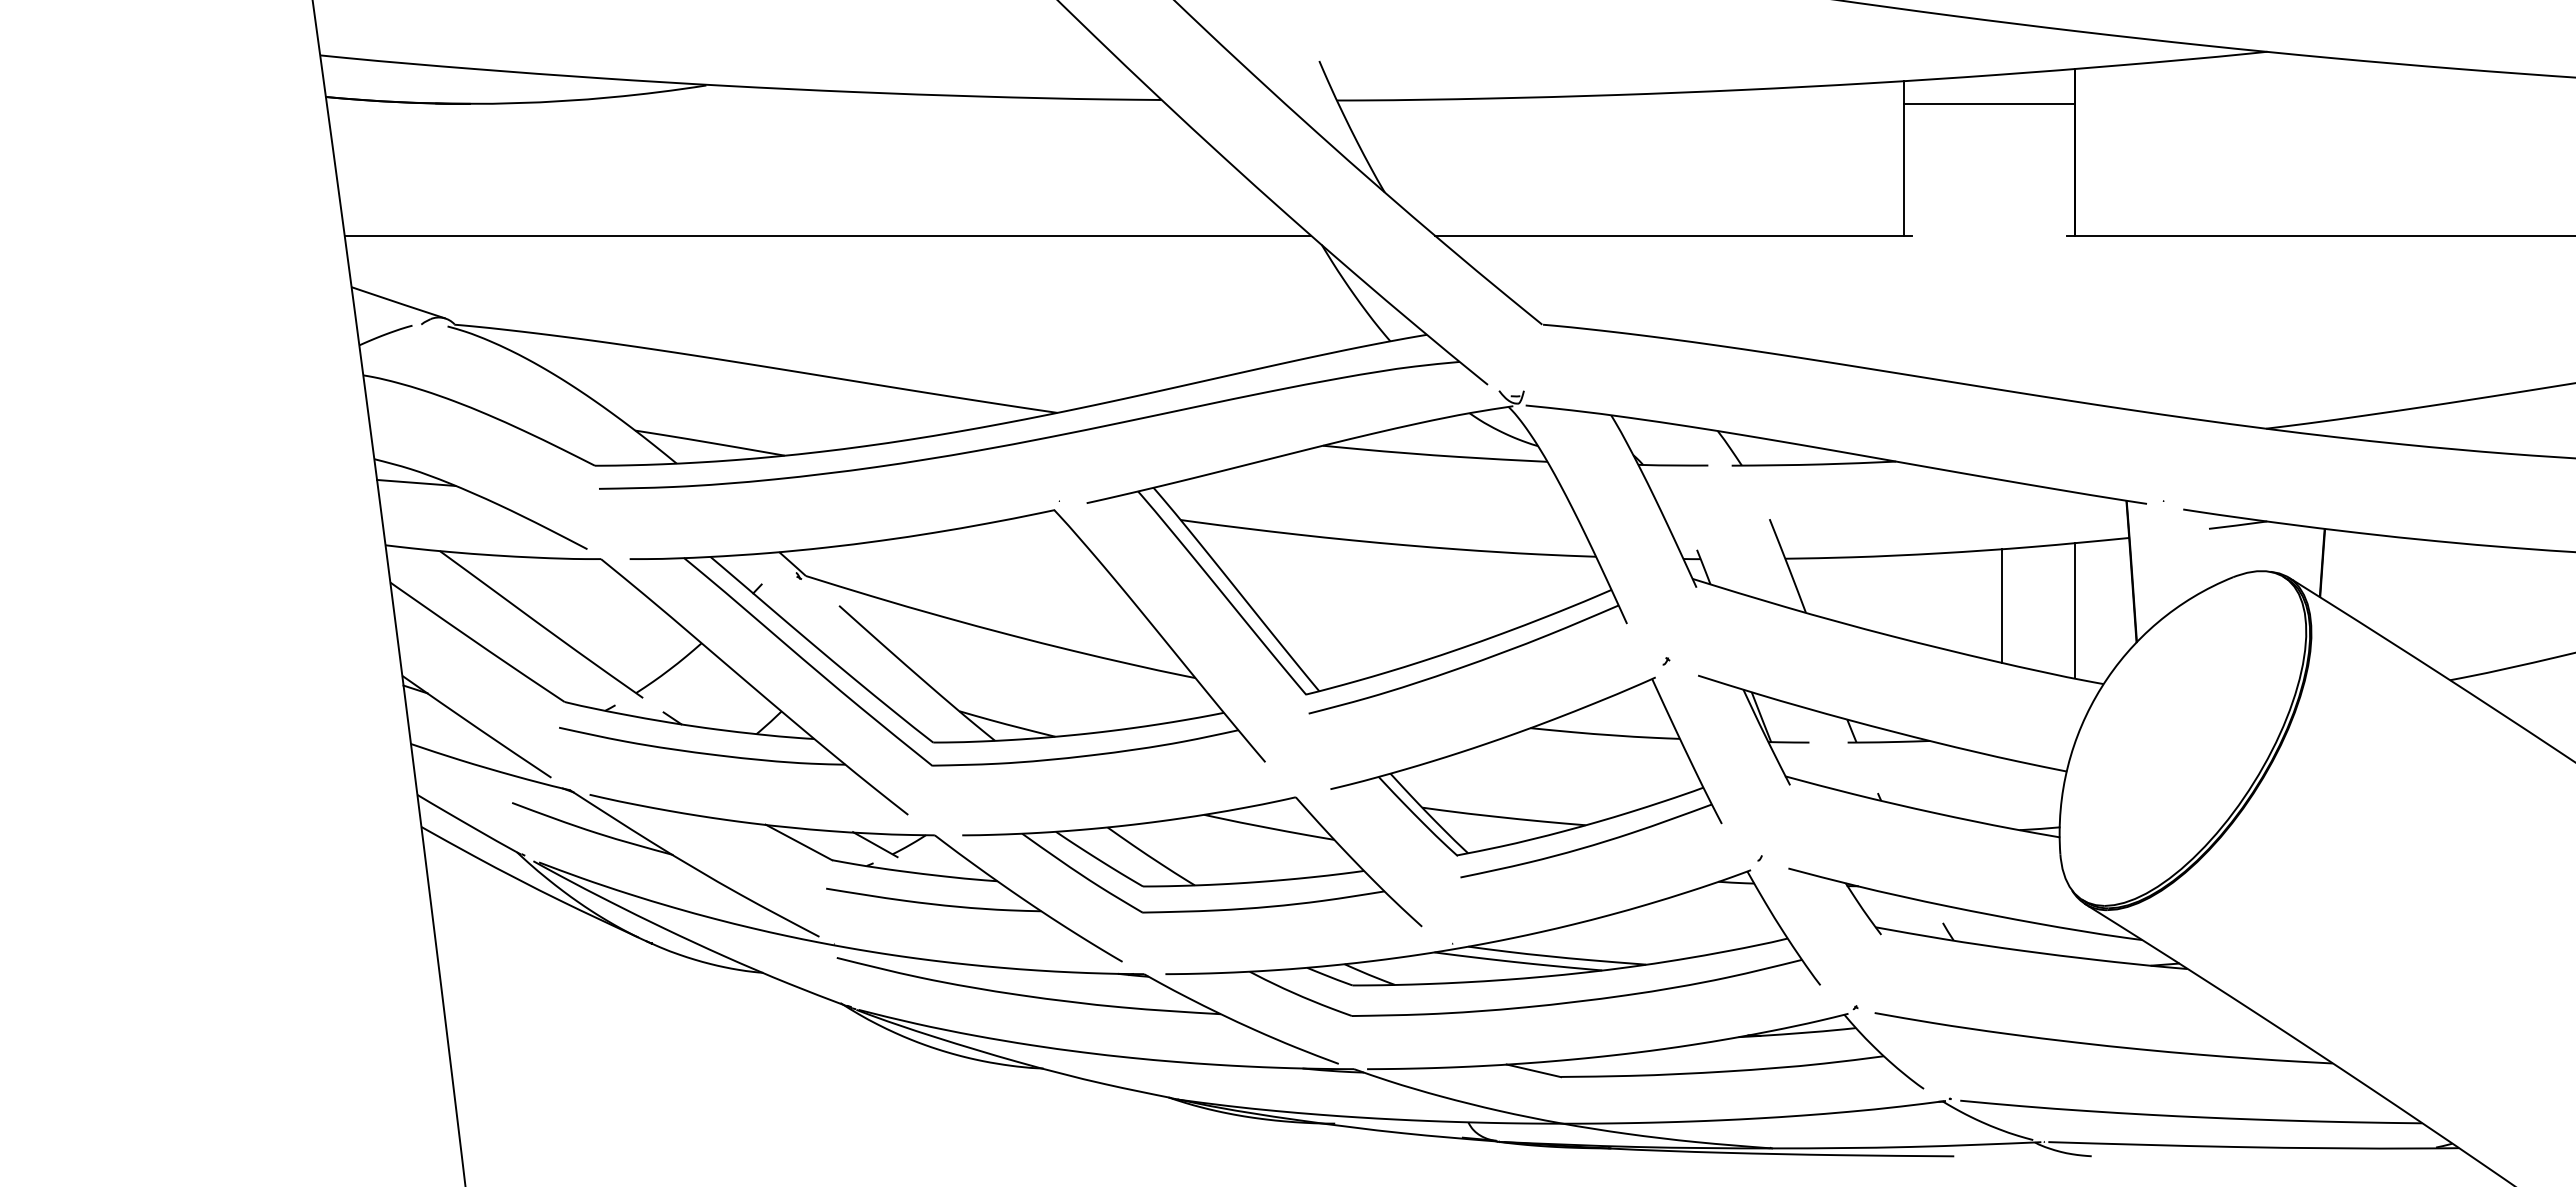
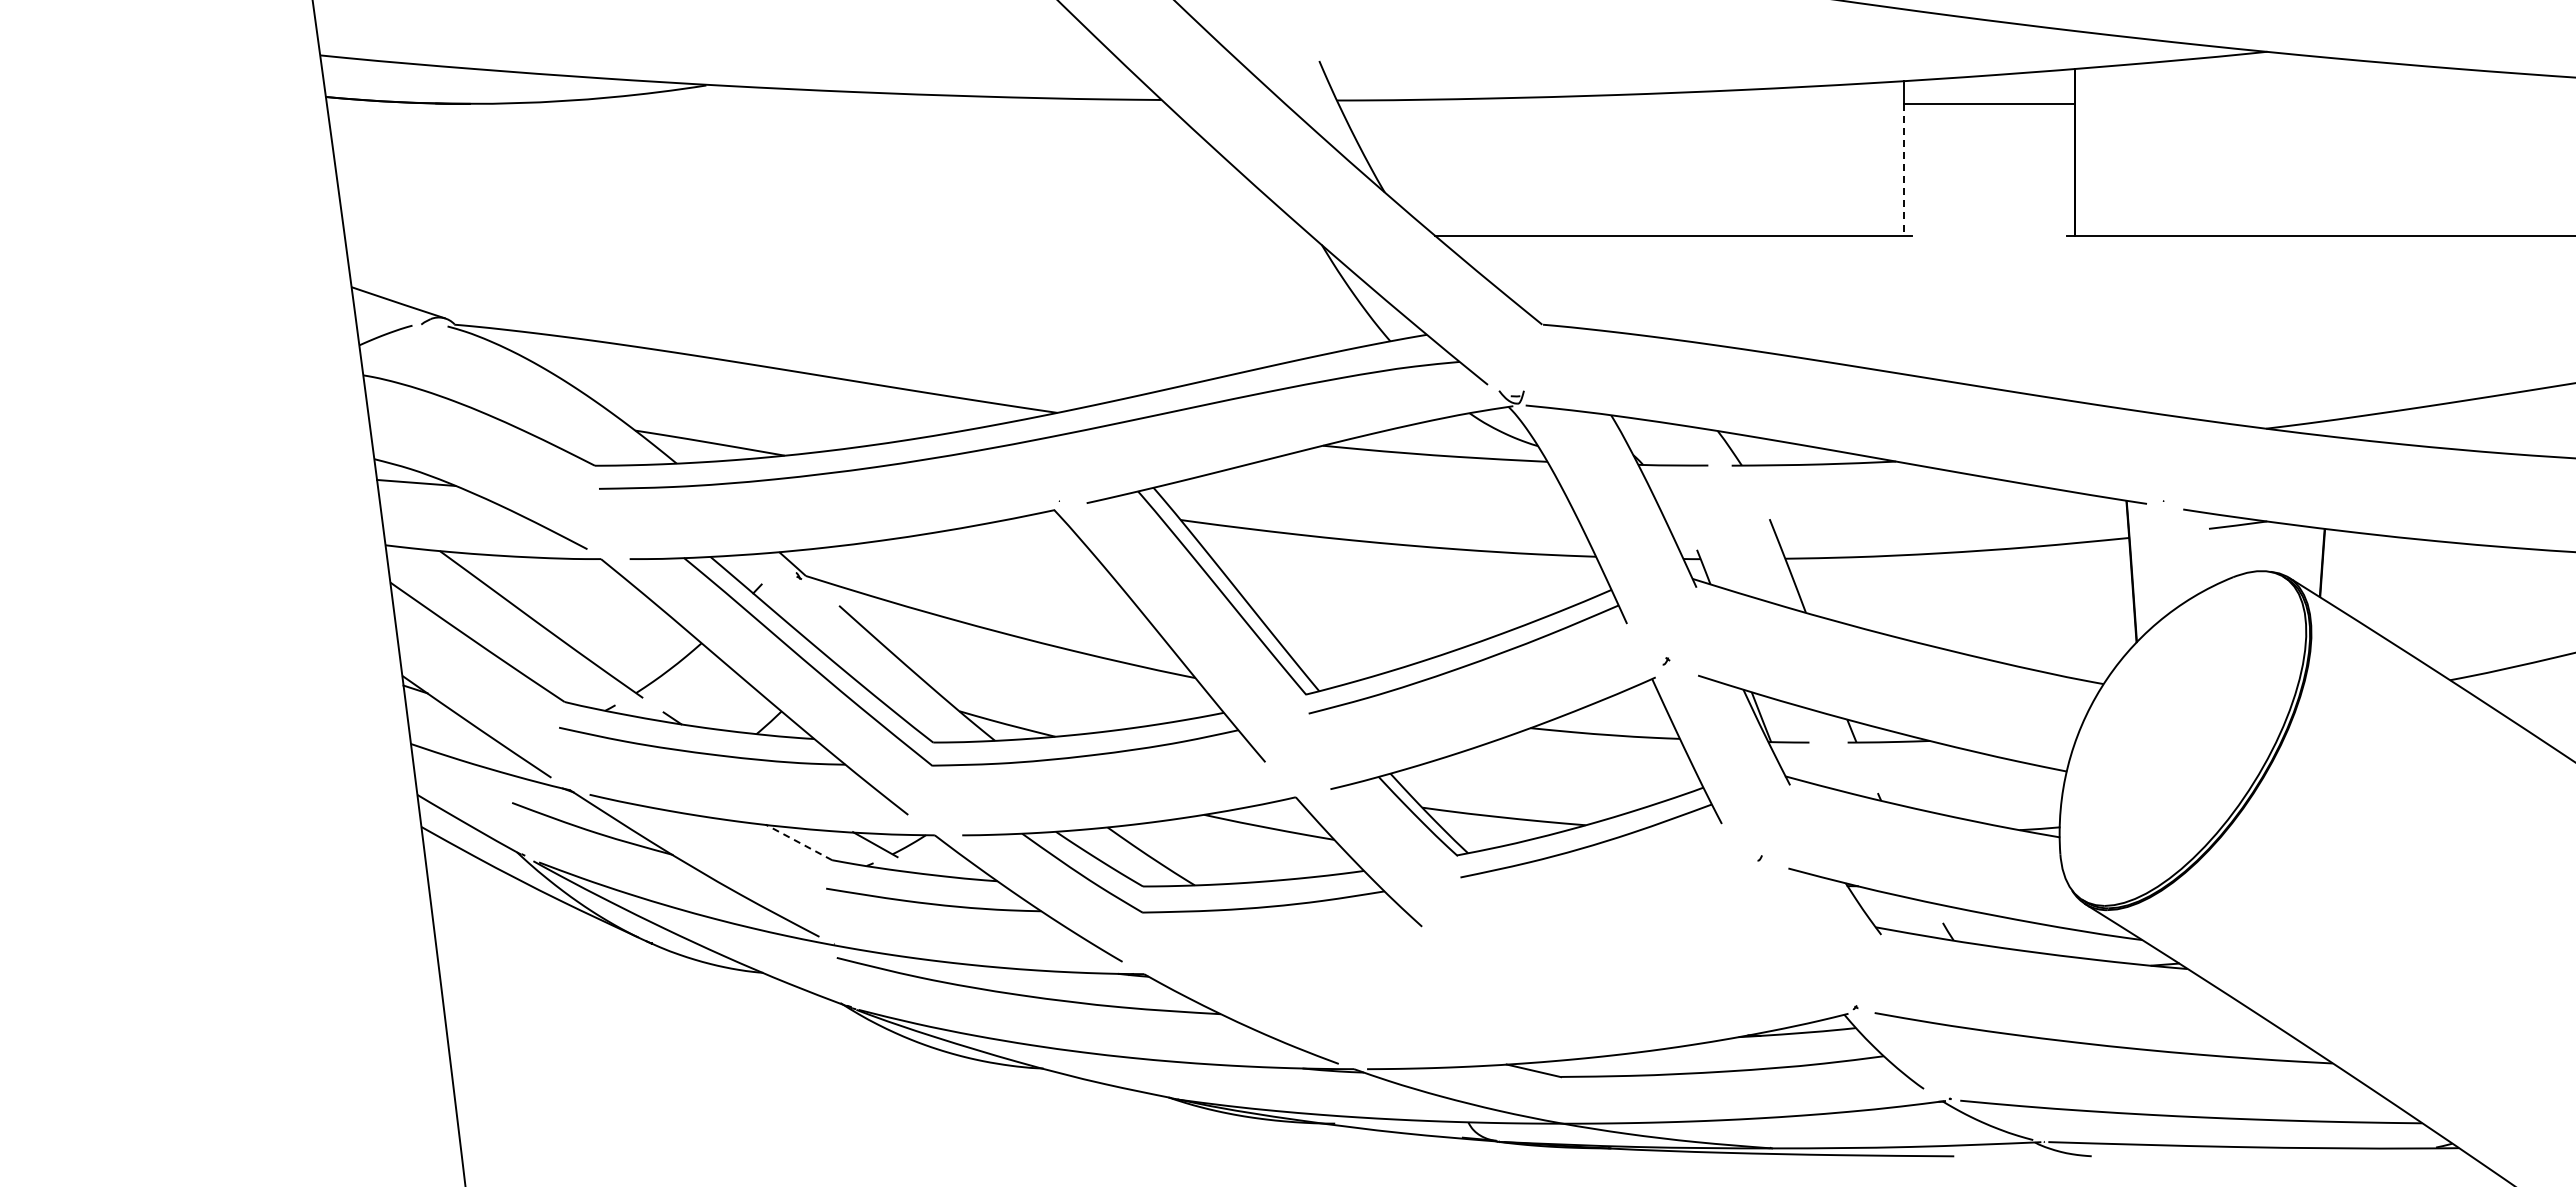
line: solid -> dashed (1904, 169)
line: present -> none (827, 235)
line: present -> none (2002, 605)
line: present -> none (2075, 610)
line: solid -> dashed (798, 842)
part: present -> none (1492, 942)
